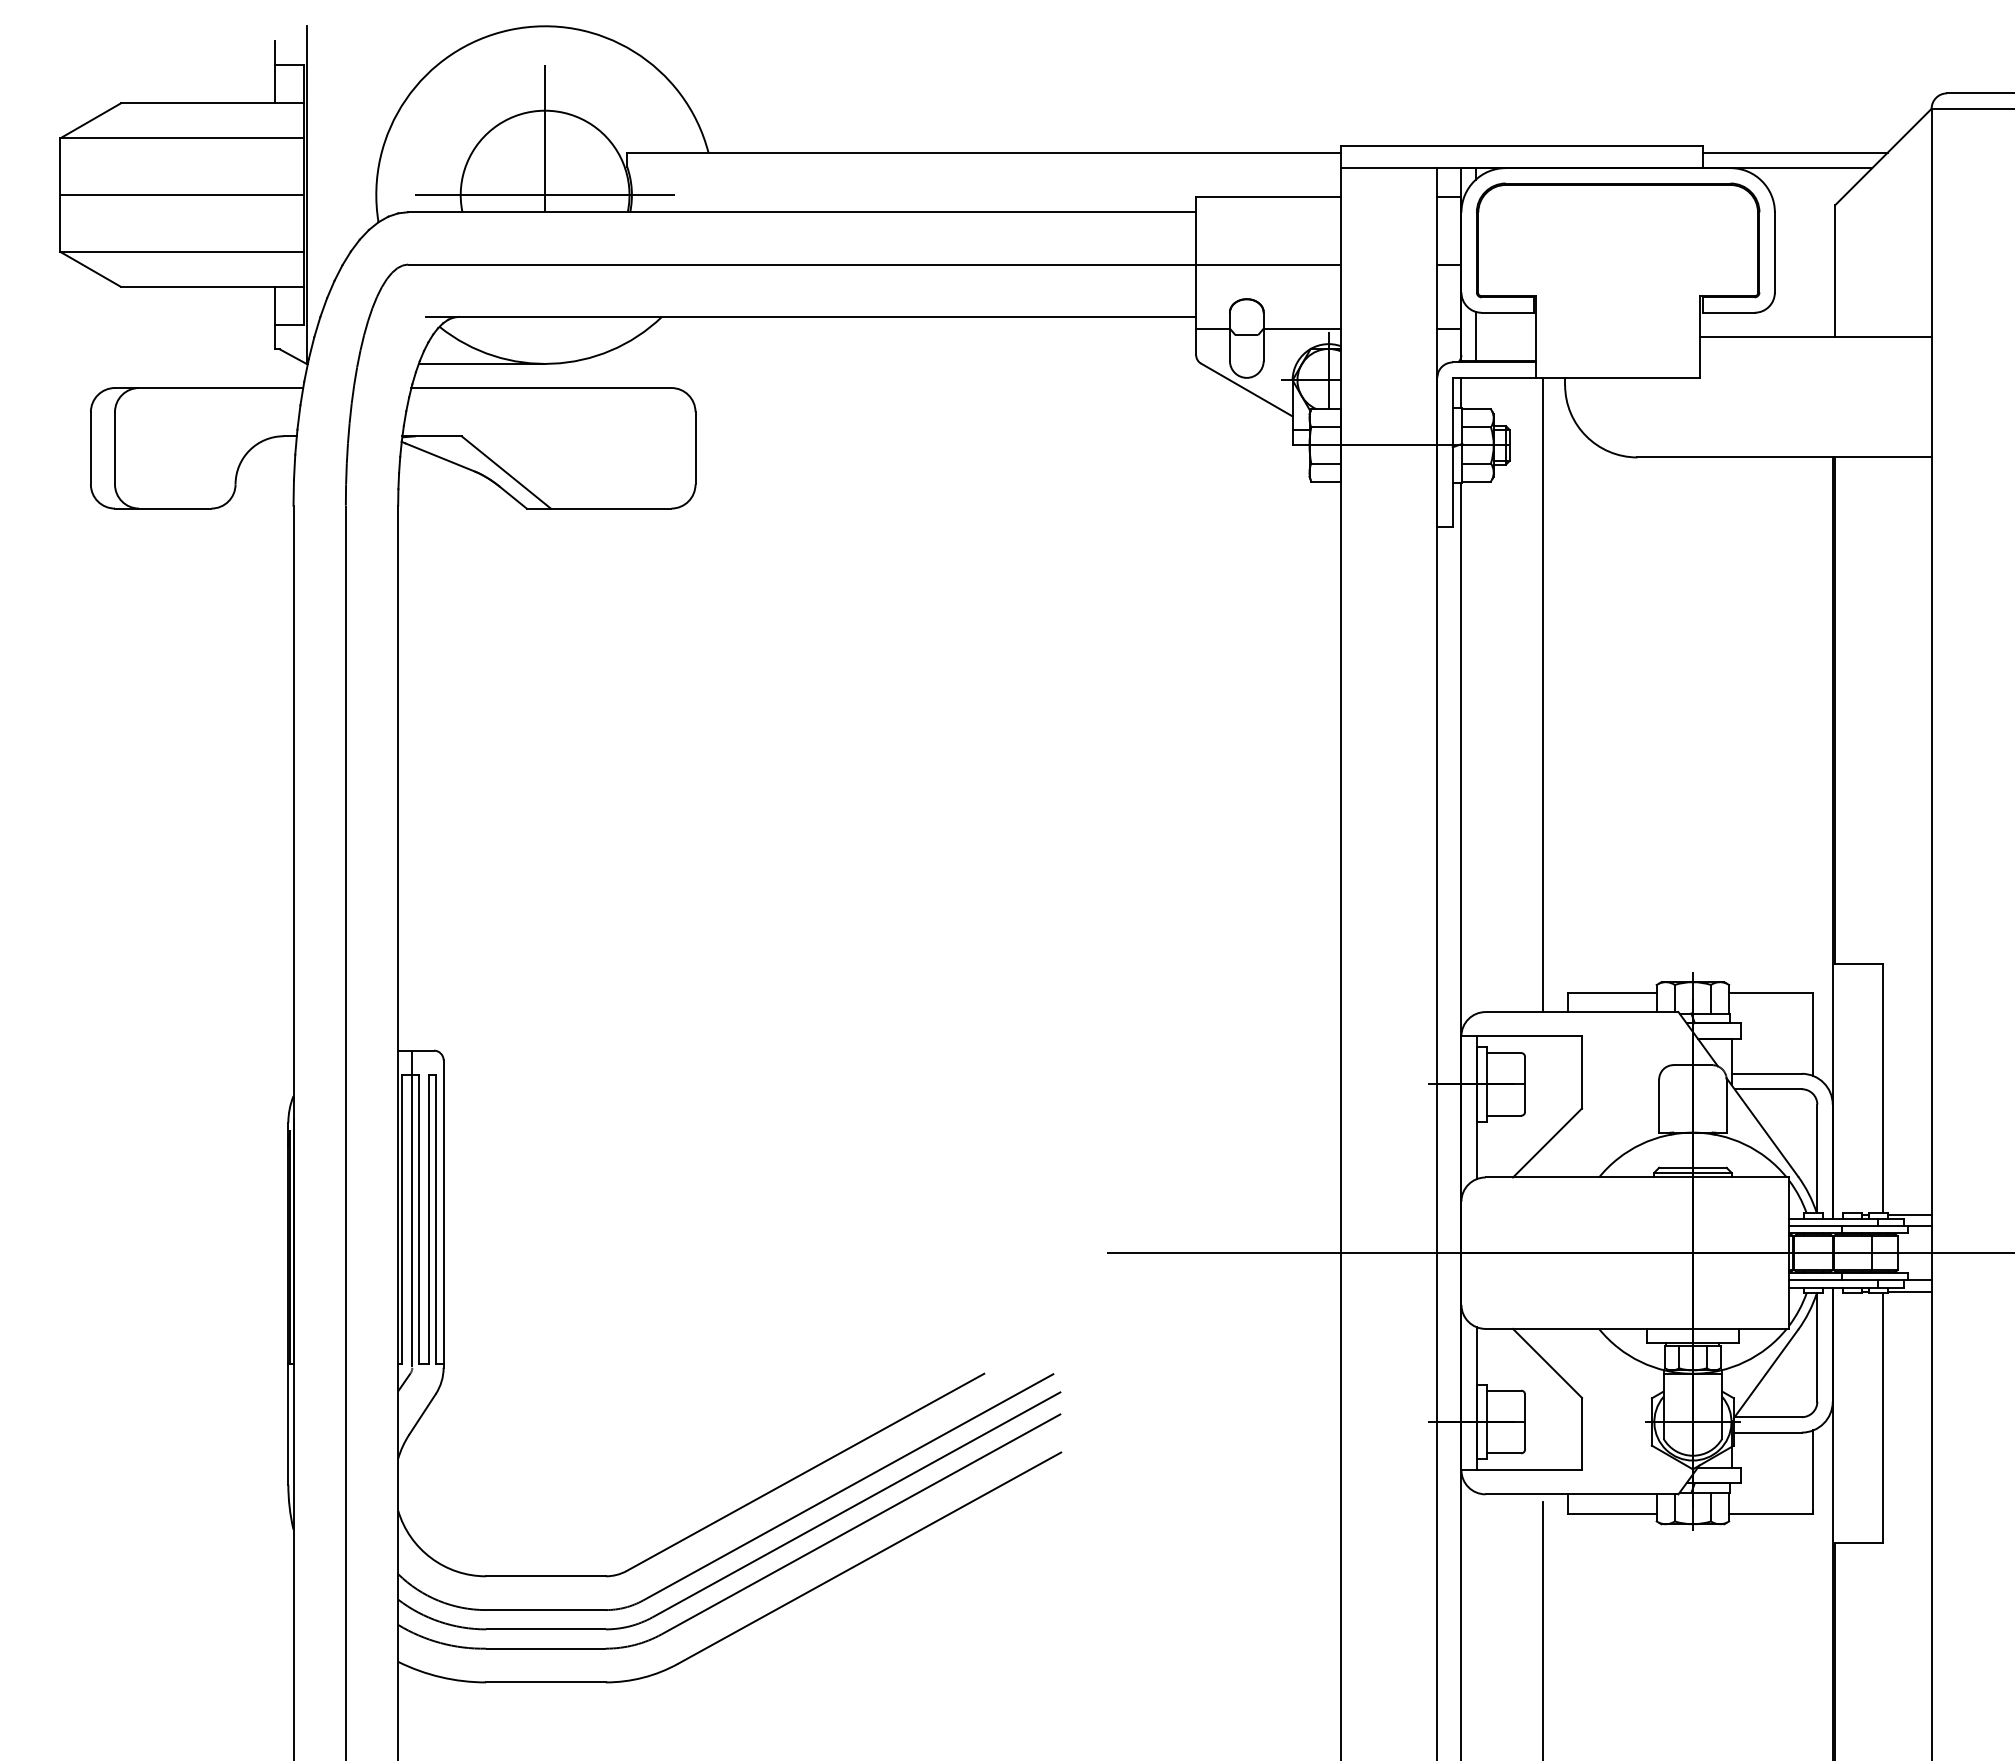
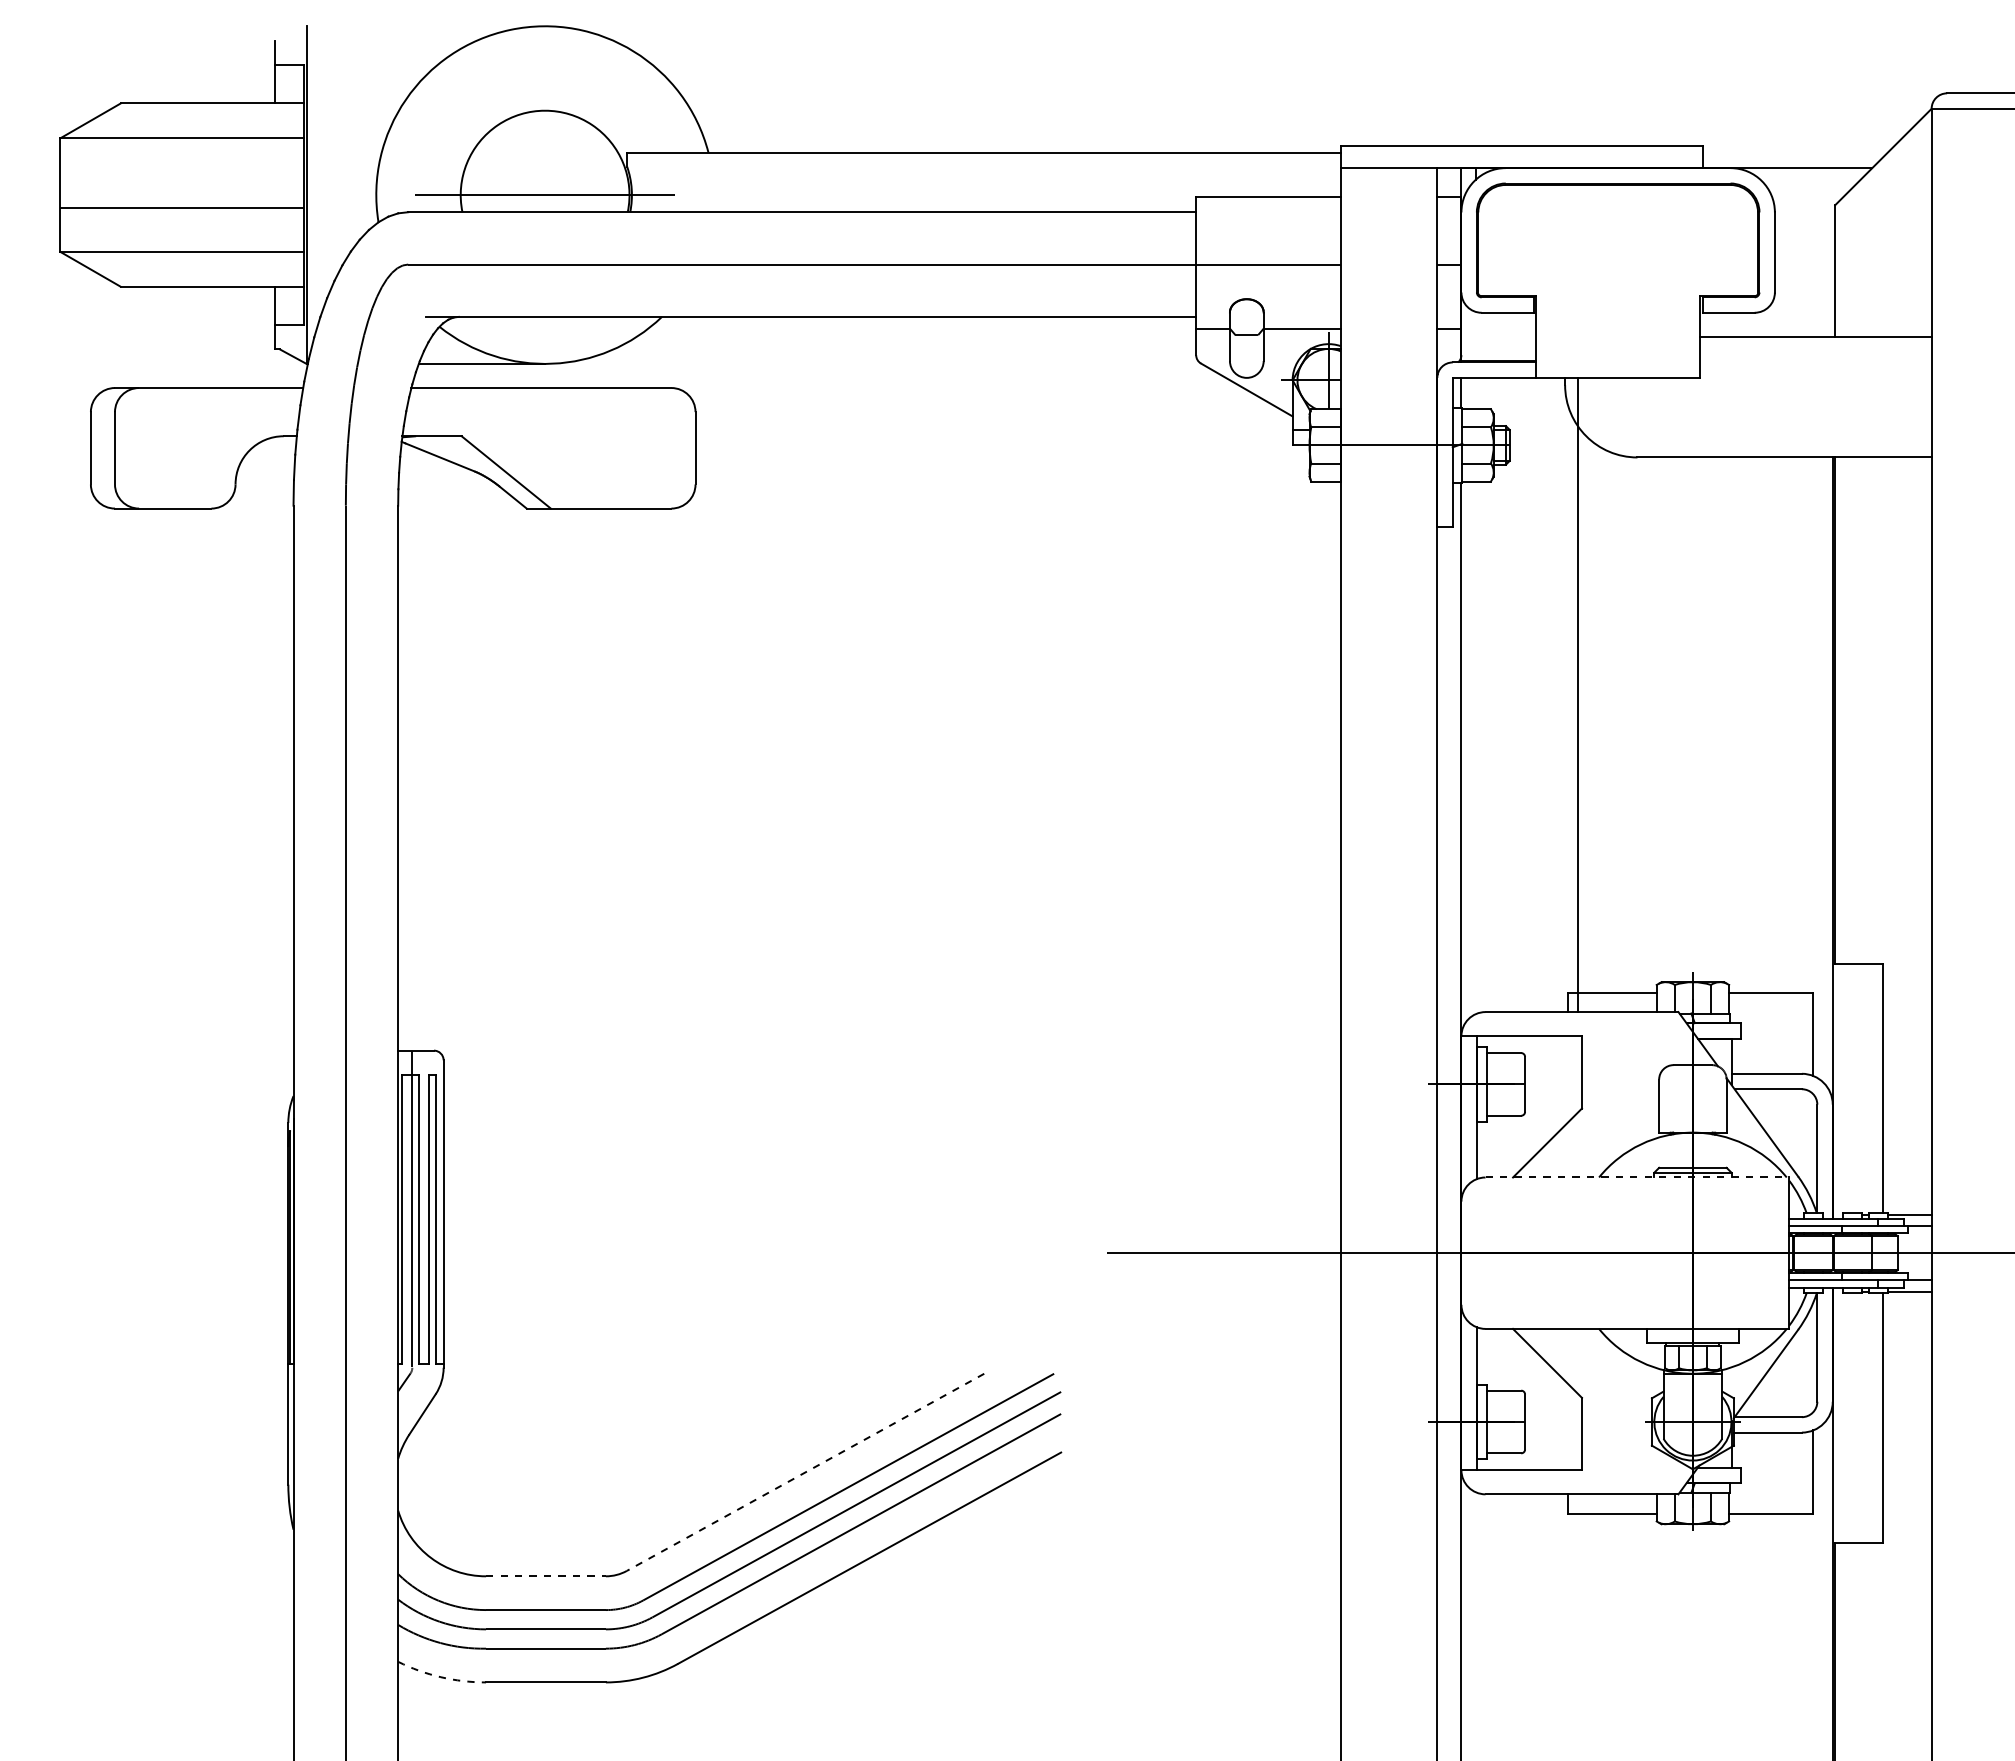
line: present -> none (545, 138)
line: present -> none (1794, 152)
line position: (182, 195) -> (182, 208) (182, 208)
line: present -> none (1475, 336)
line position: (1543, 694) -> (1578, 694) (1578, 694)
line: solid -> dashed (1637, 1177)
line: solid -> dashed (805, 1472)
line: solid -> dashed (545, 1576)
line: present -> none (1543, 1629)
arc: solid -> dashed (440, 1677)
